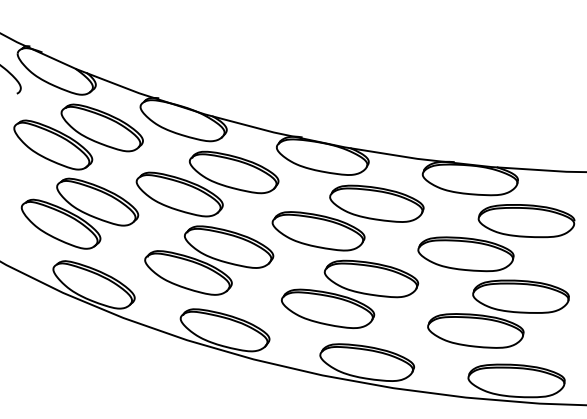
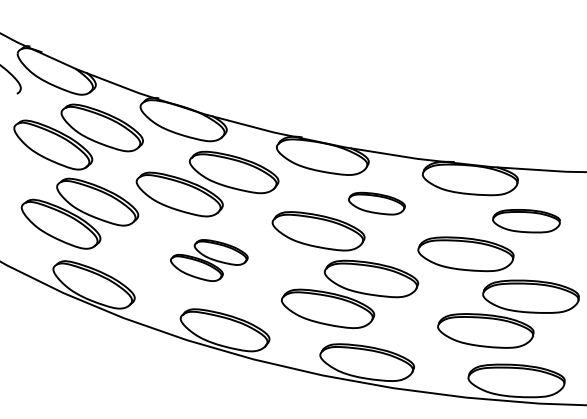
part size: 96x39 px -> 58x25 px (376, 203)
part size: 99x35 px -> 69x25 px (526, 221)
part size: 131x71 px -> 79x43 px (209, 260)
part position: (498, 313) -> (508, 313) (508, 313)
